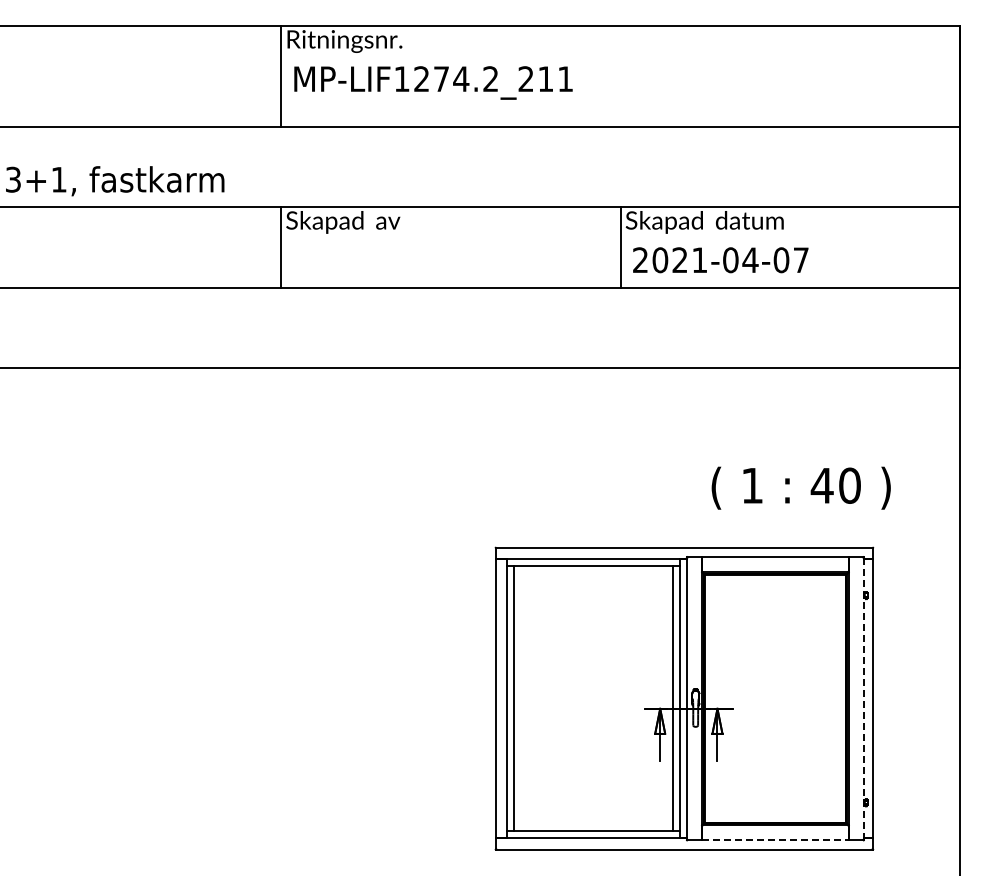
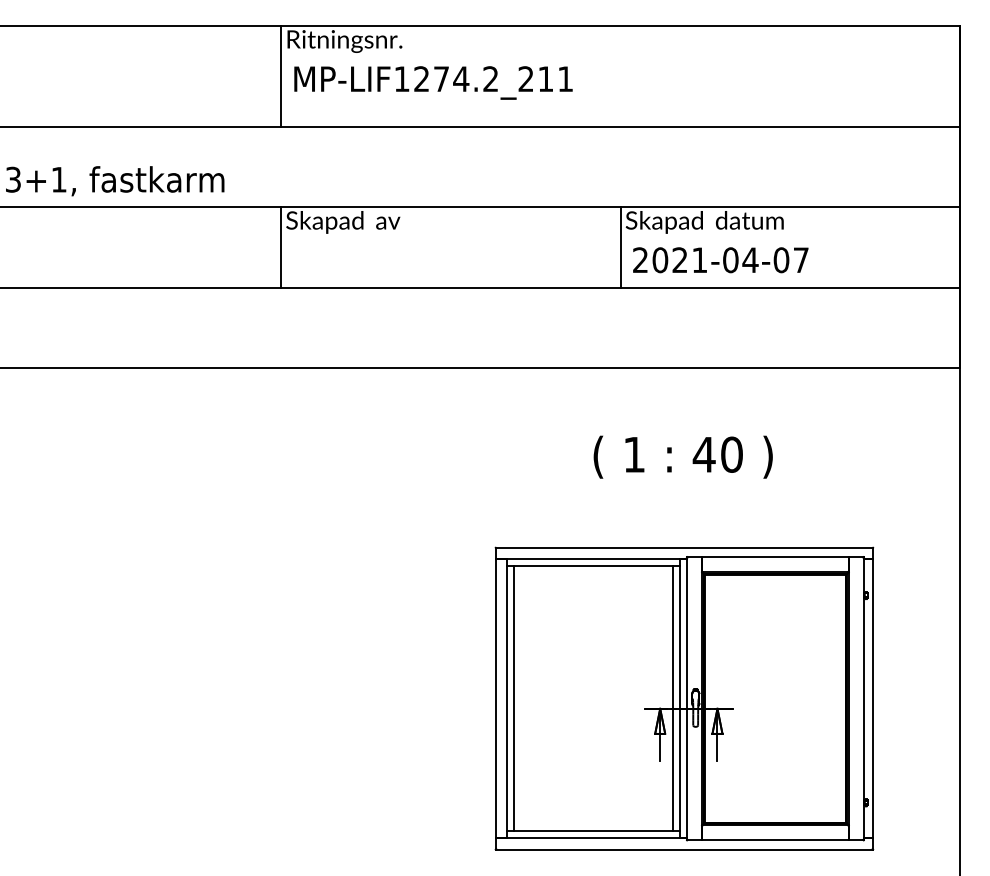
text position: (800, 487) -> (682, 456) (682, 456)
line: dashed -> solid (863, 698)
line: dashed -> solid (775, 840)
